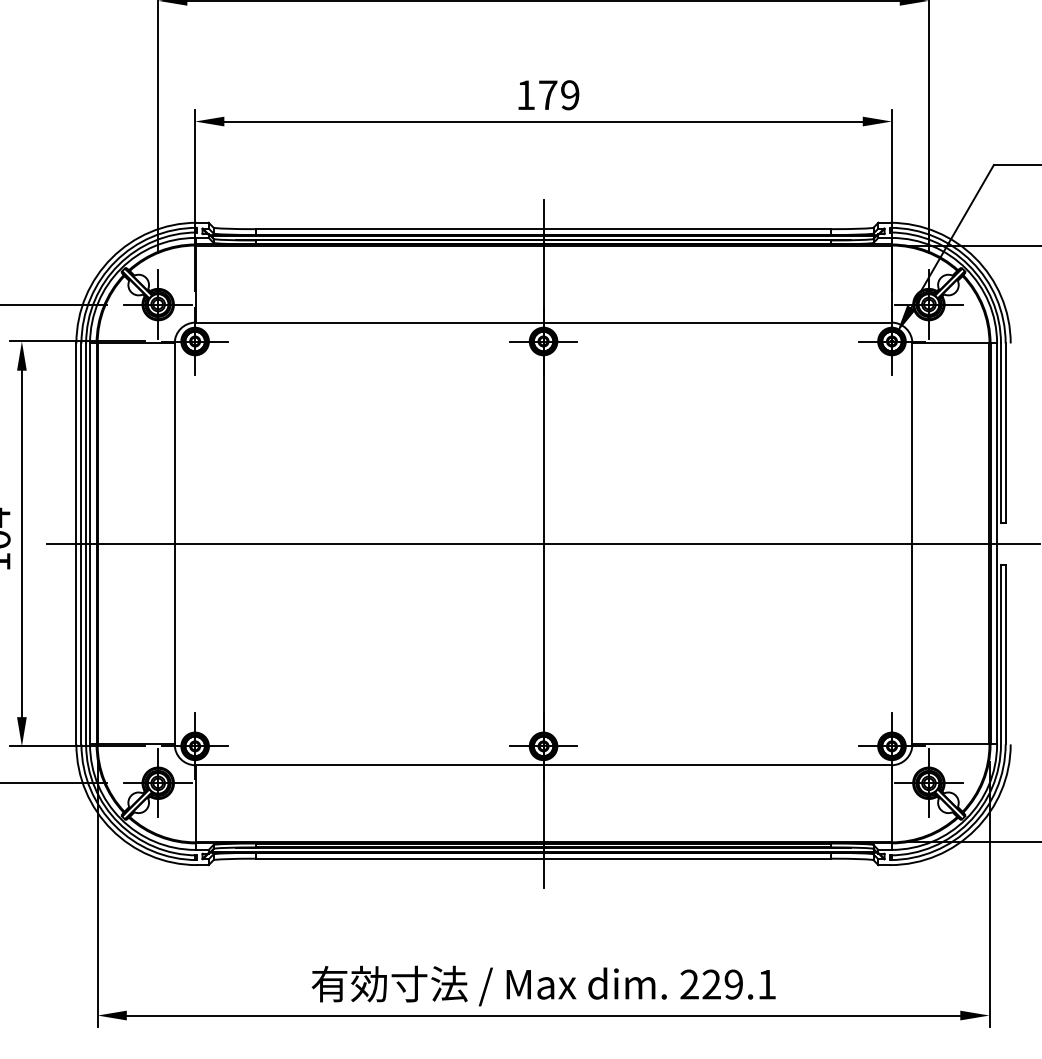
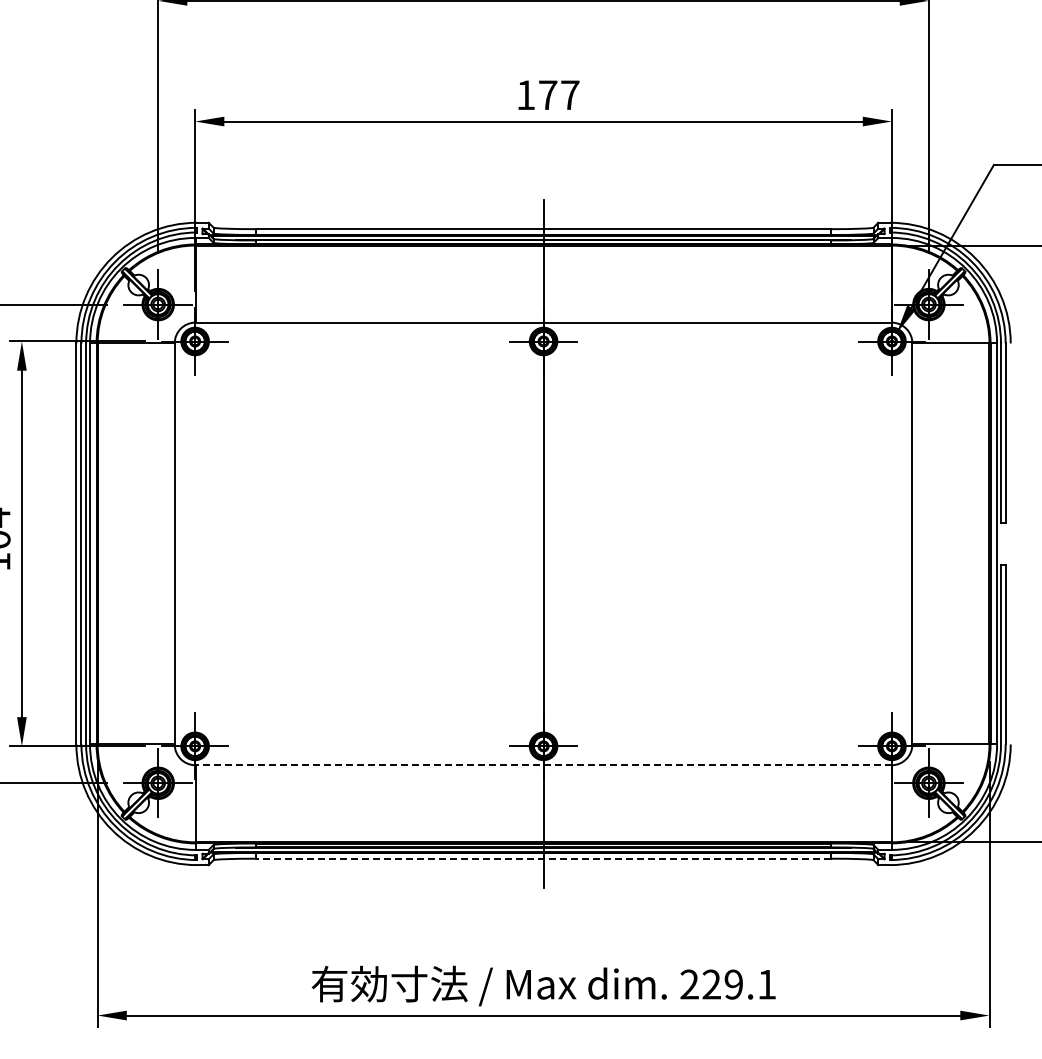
text: 179 -> 177 (570, 95)
line: present -> none (542, 543)
line: solid -> dashed (543, 765)
line: solid -> dashed (543, 858)
